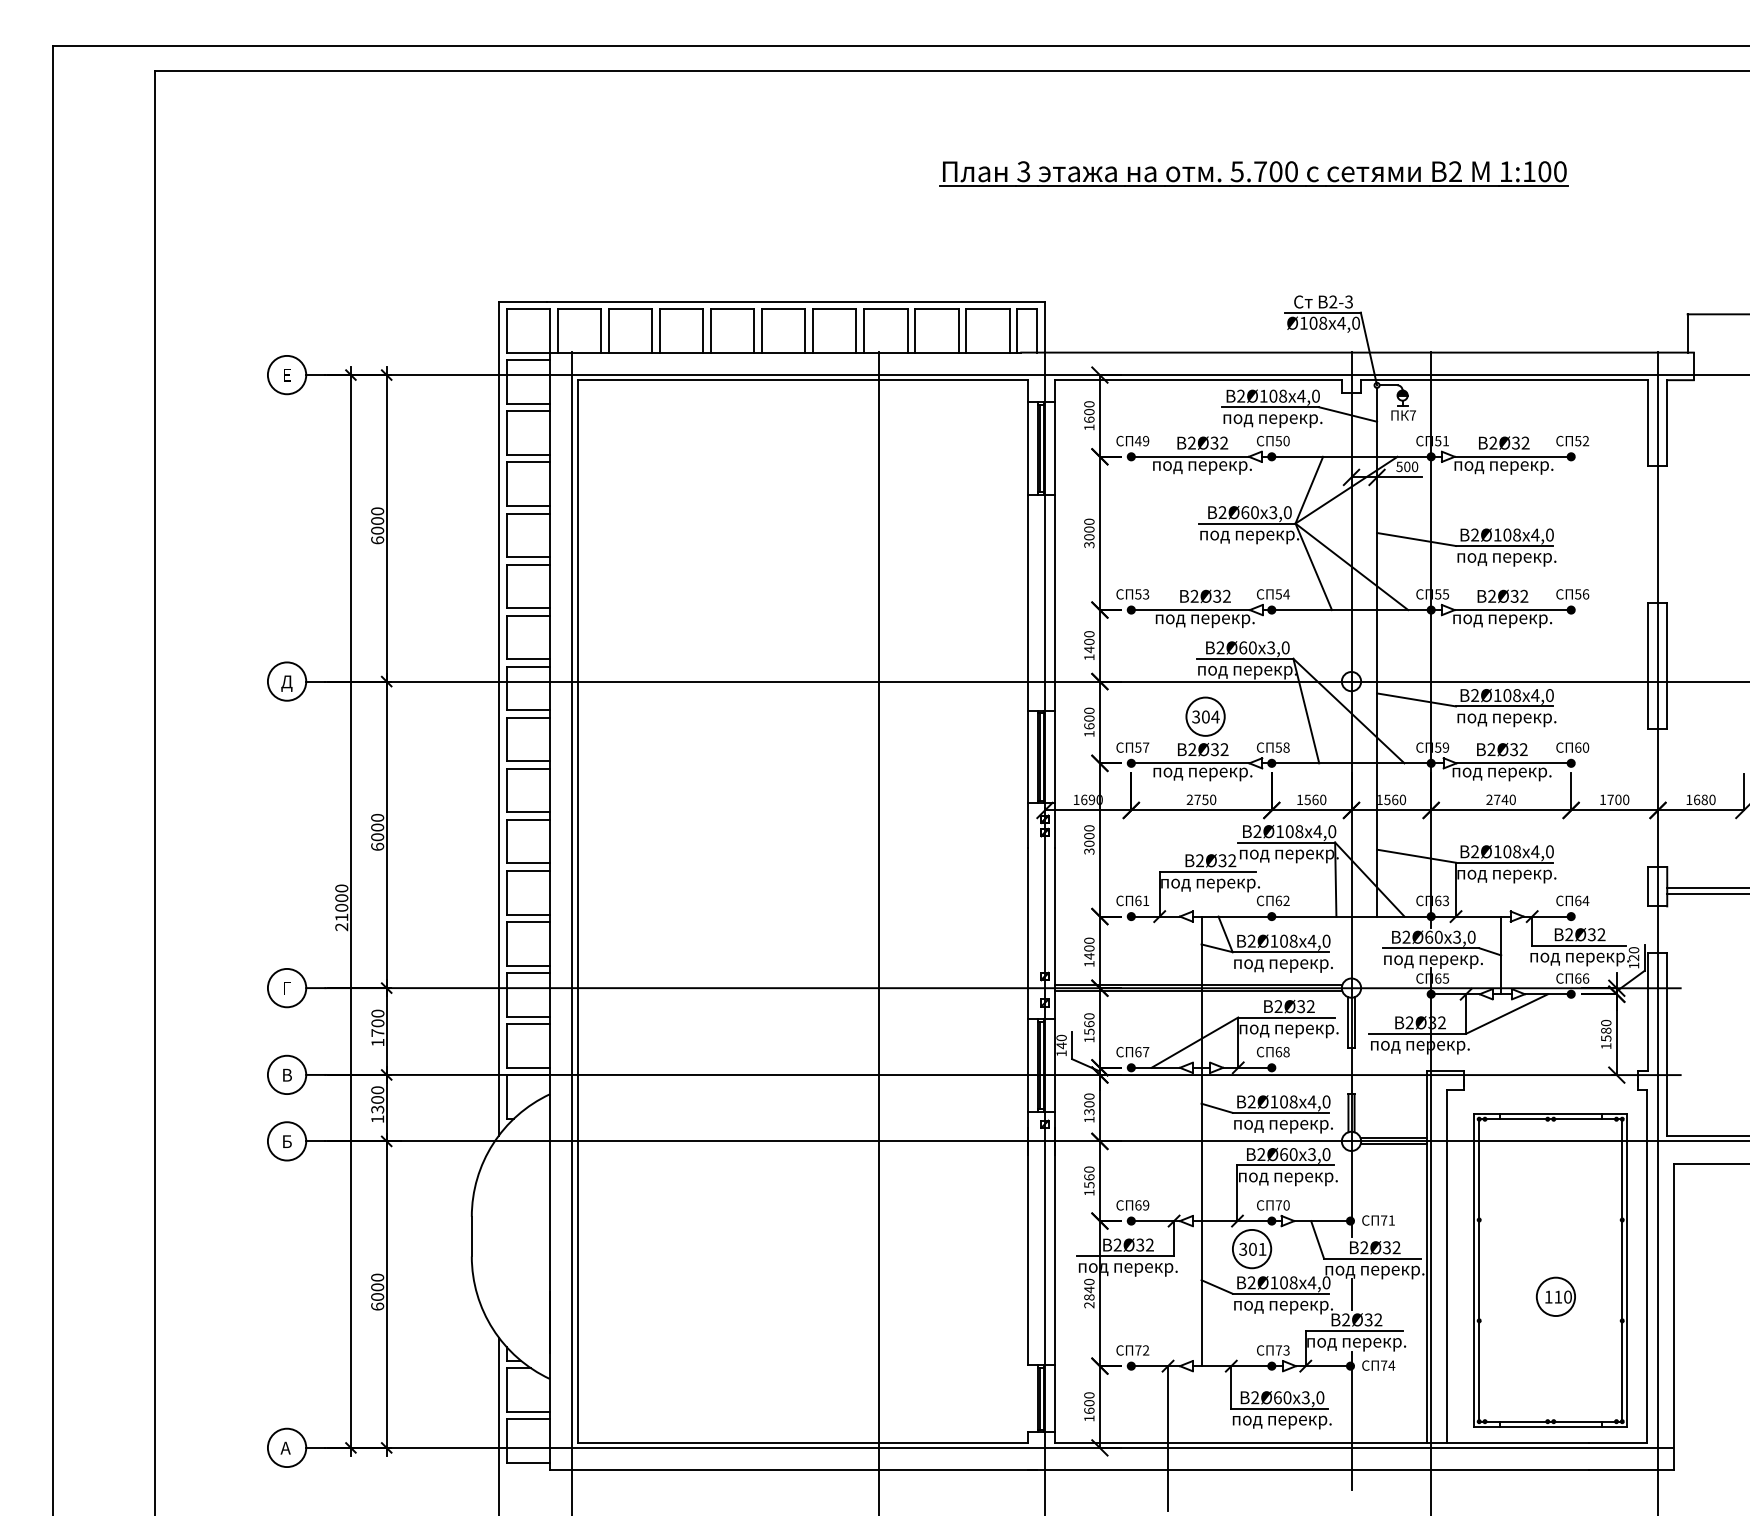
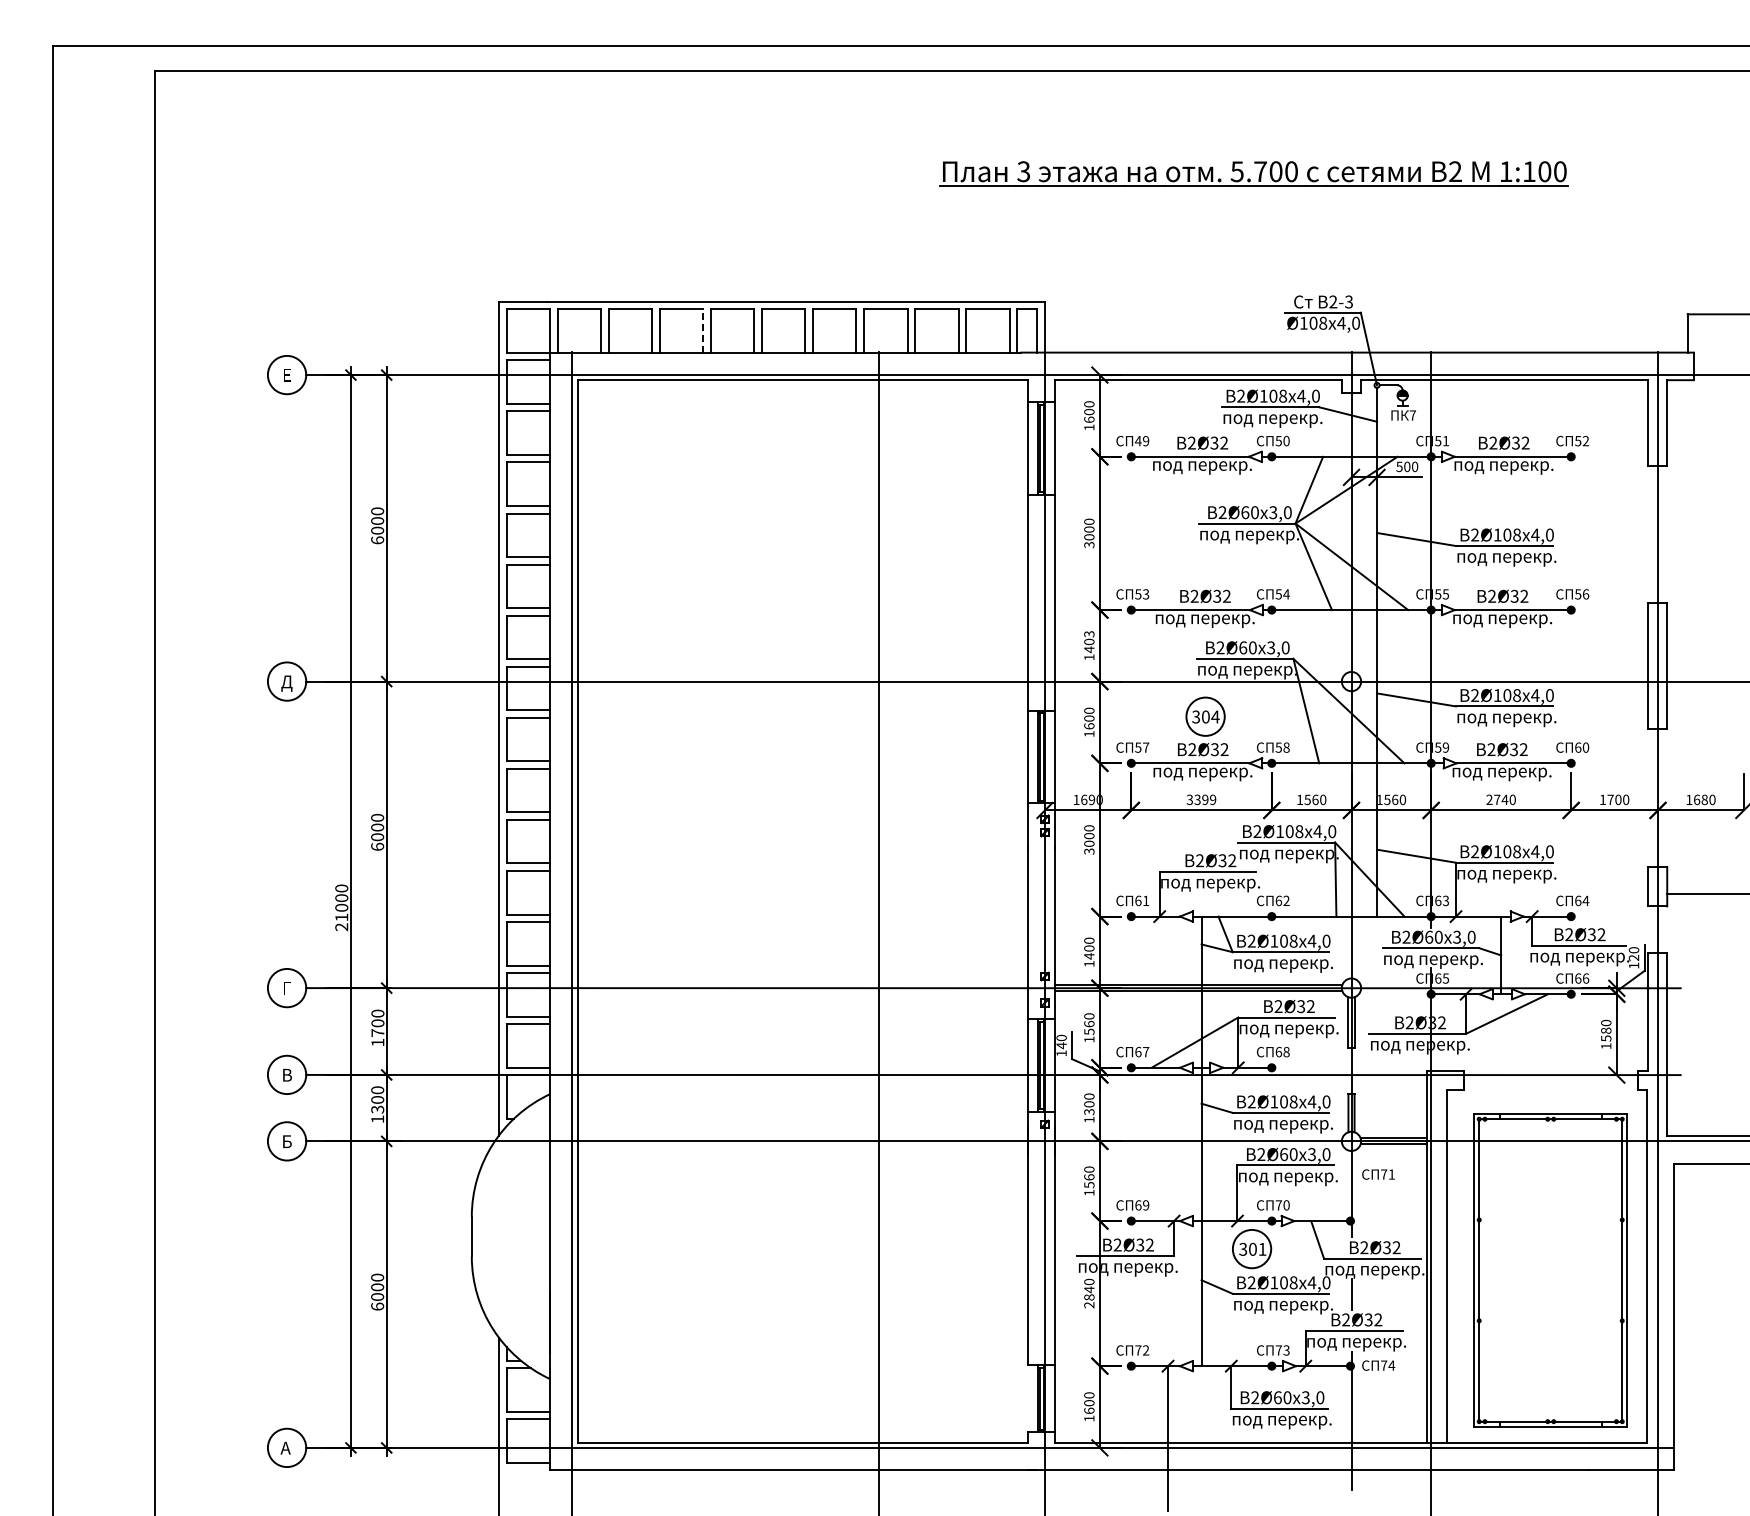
line: solid -> dashed (703, 330)
text: 1400 -> 1403 (1089, 634)
text: 2750 -> 3399 (1201, 799)
line: present -> none (1706, 887)
text position: (1378, 1220) -> (1378, 1174) (1378, 1174)
part: present -> none (1555, 1296)
